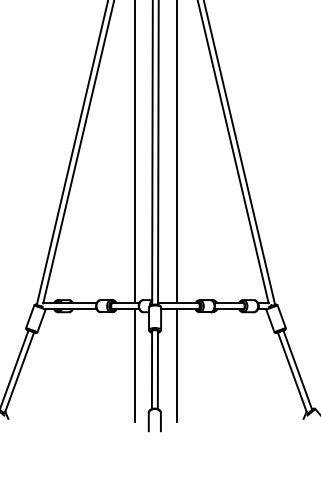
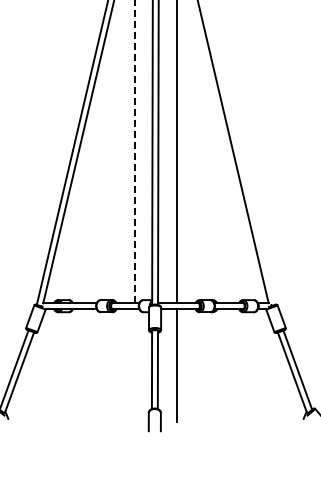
line: solid -> dashed (135, 151)
line: present -> none (239, 153)
line: present -> none (135, 365)
